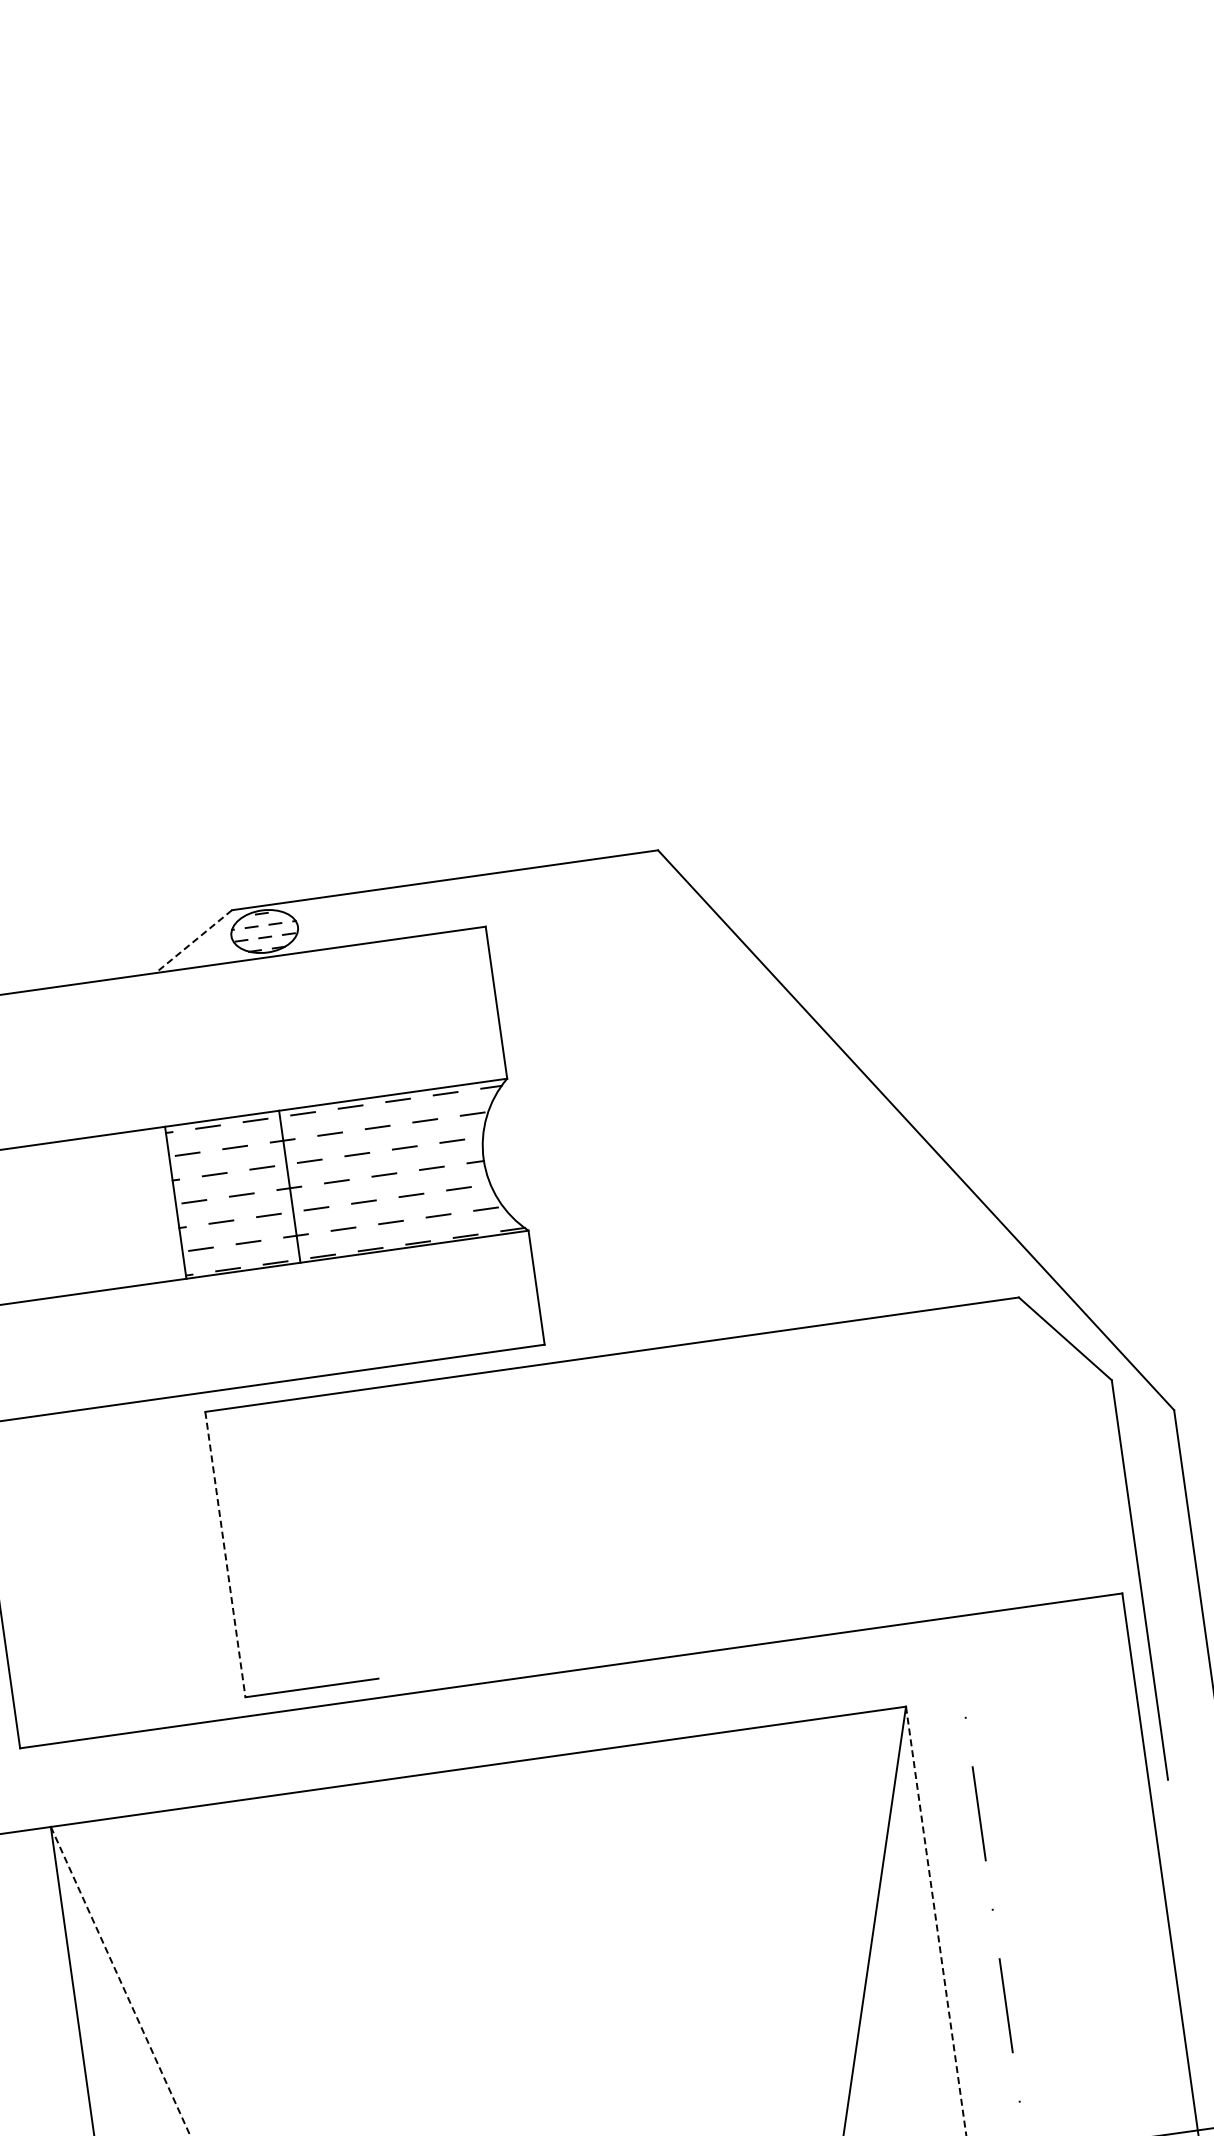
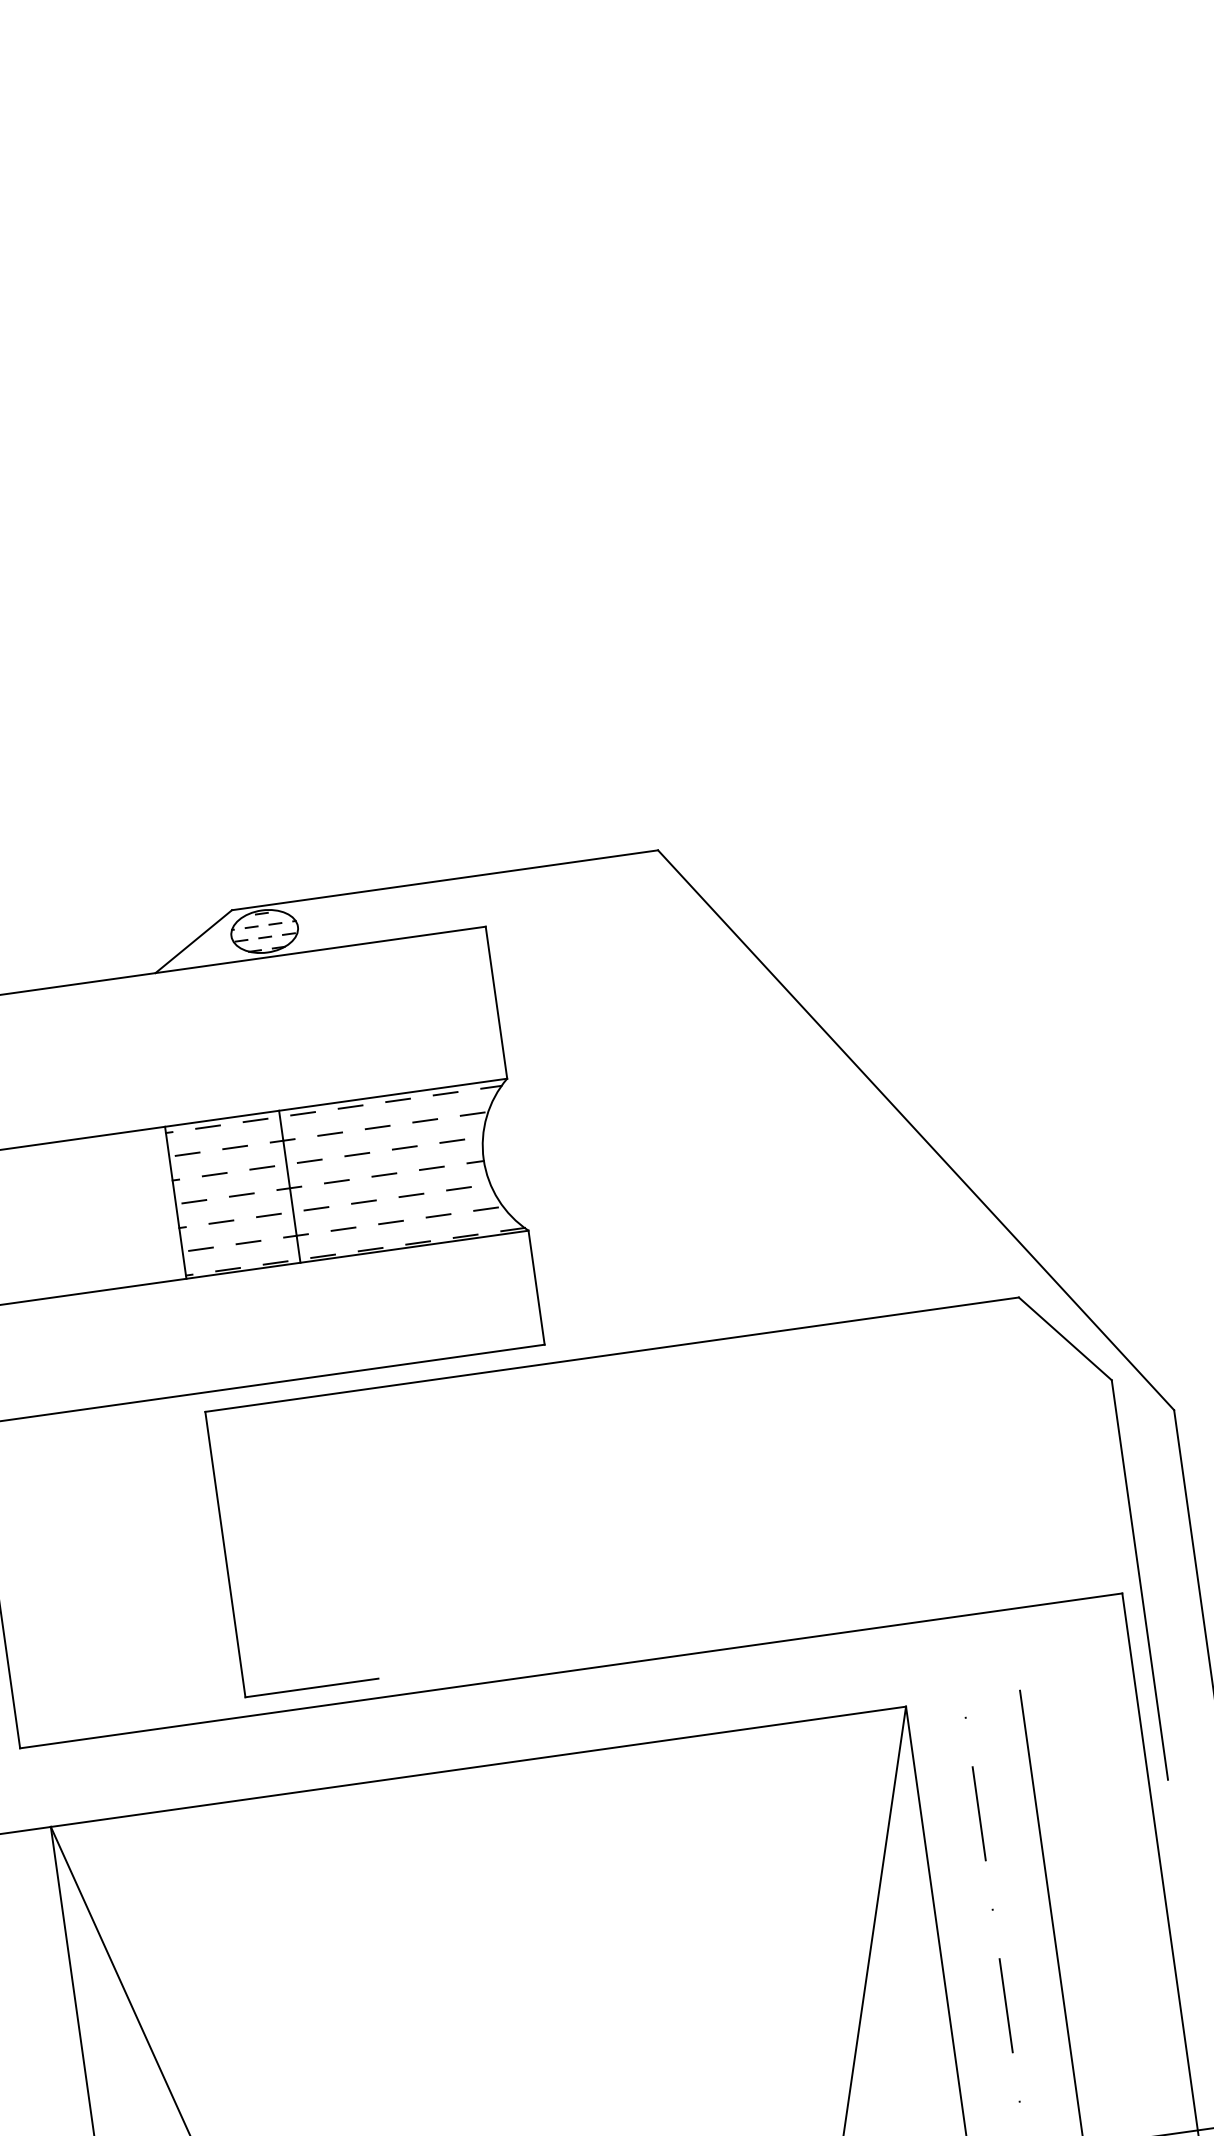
line: dashed -> solid (193, 941)
line: dashed -> solid (225, 1555)
line: none -> present (1051, 1911)
line: dashed -> solid (936, 1921)
line: dashed -> solid (120, 1981)
